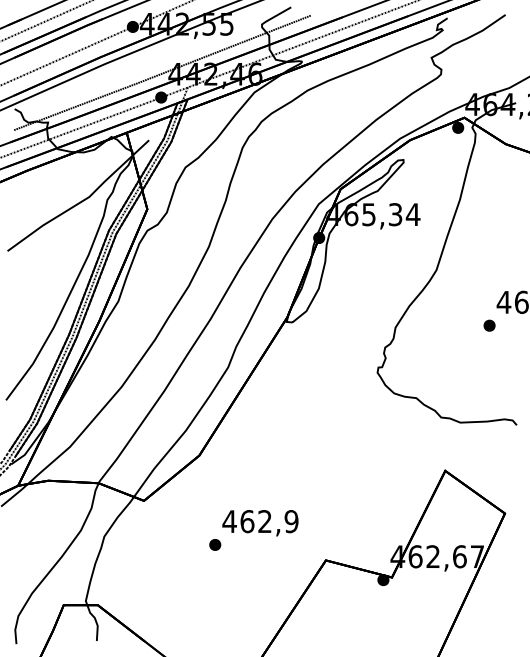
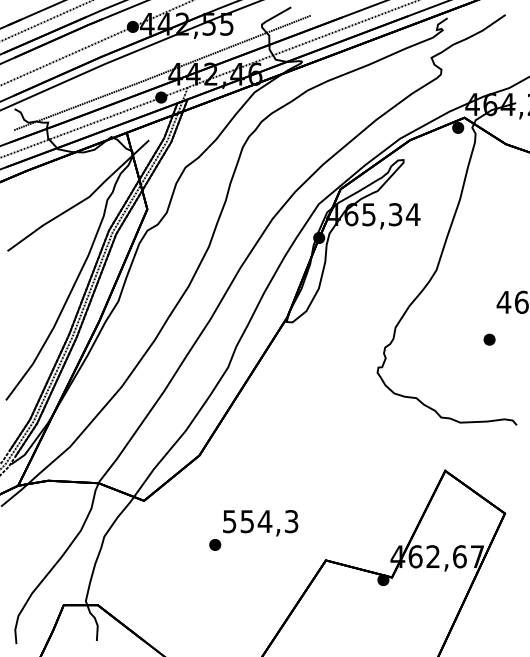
part position: (489, 325) -> (489, 339) (489, 339)
text: 462,9 -> 554,3 (260, 521)
